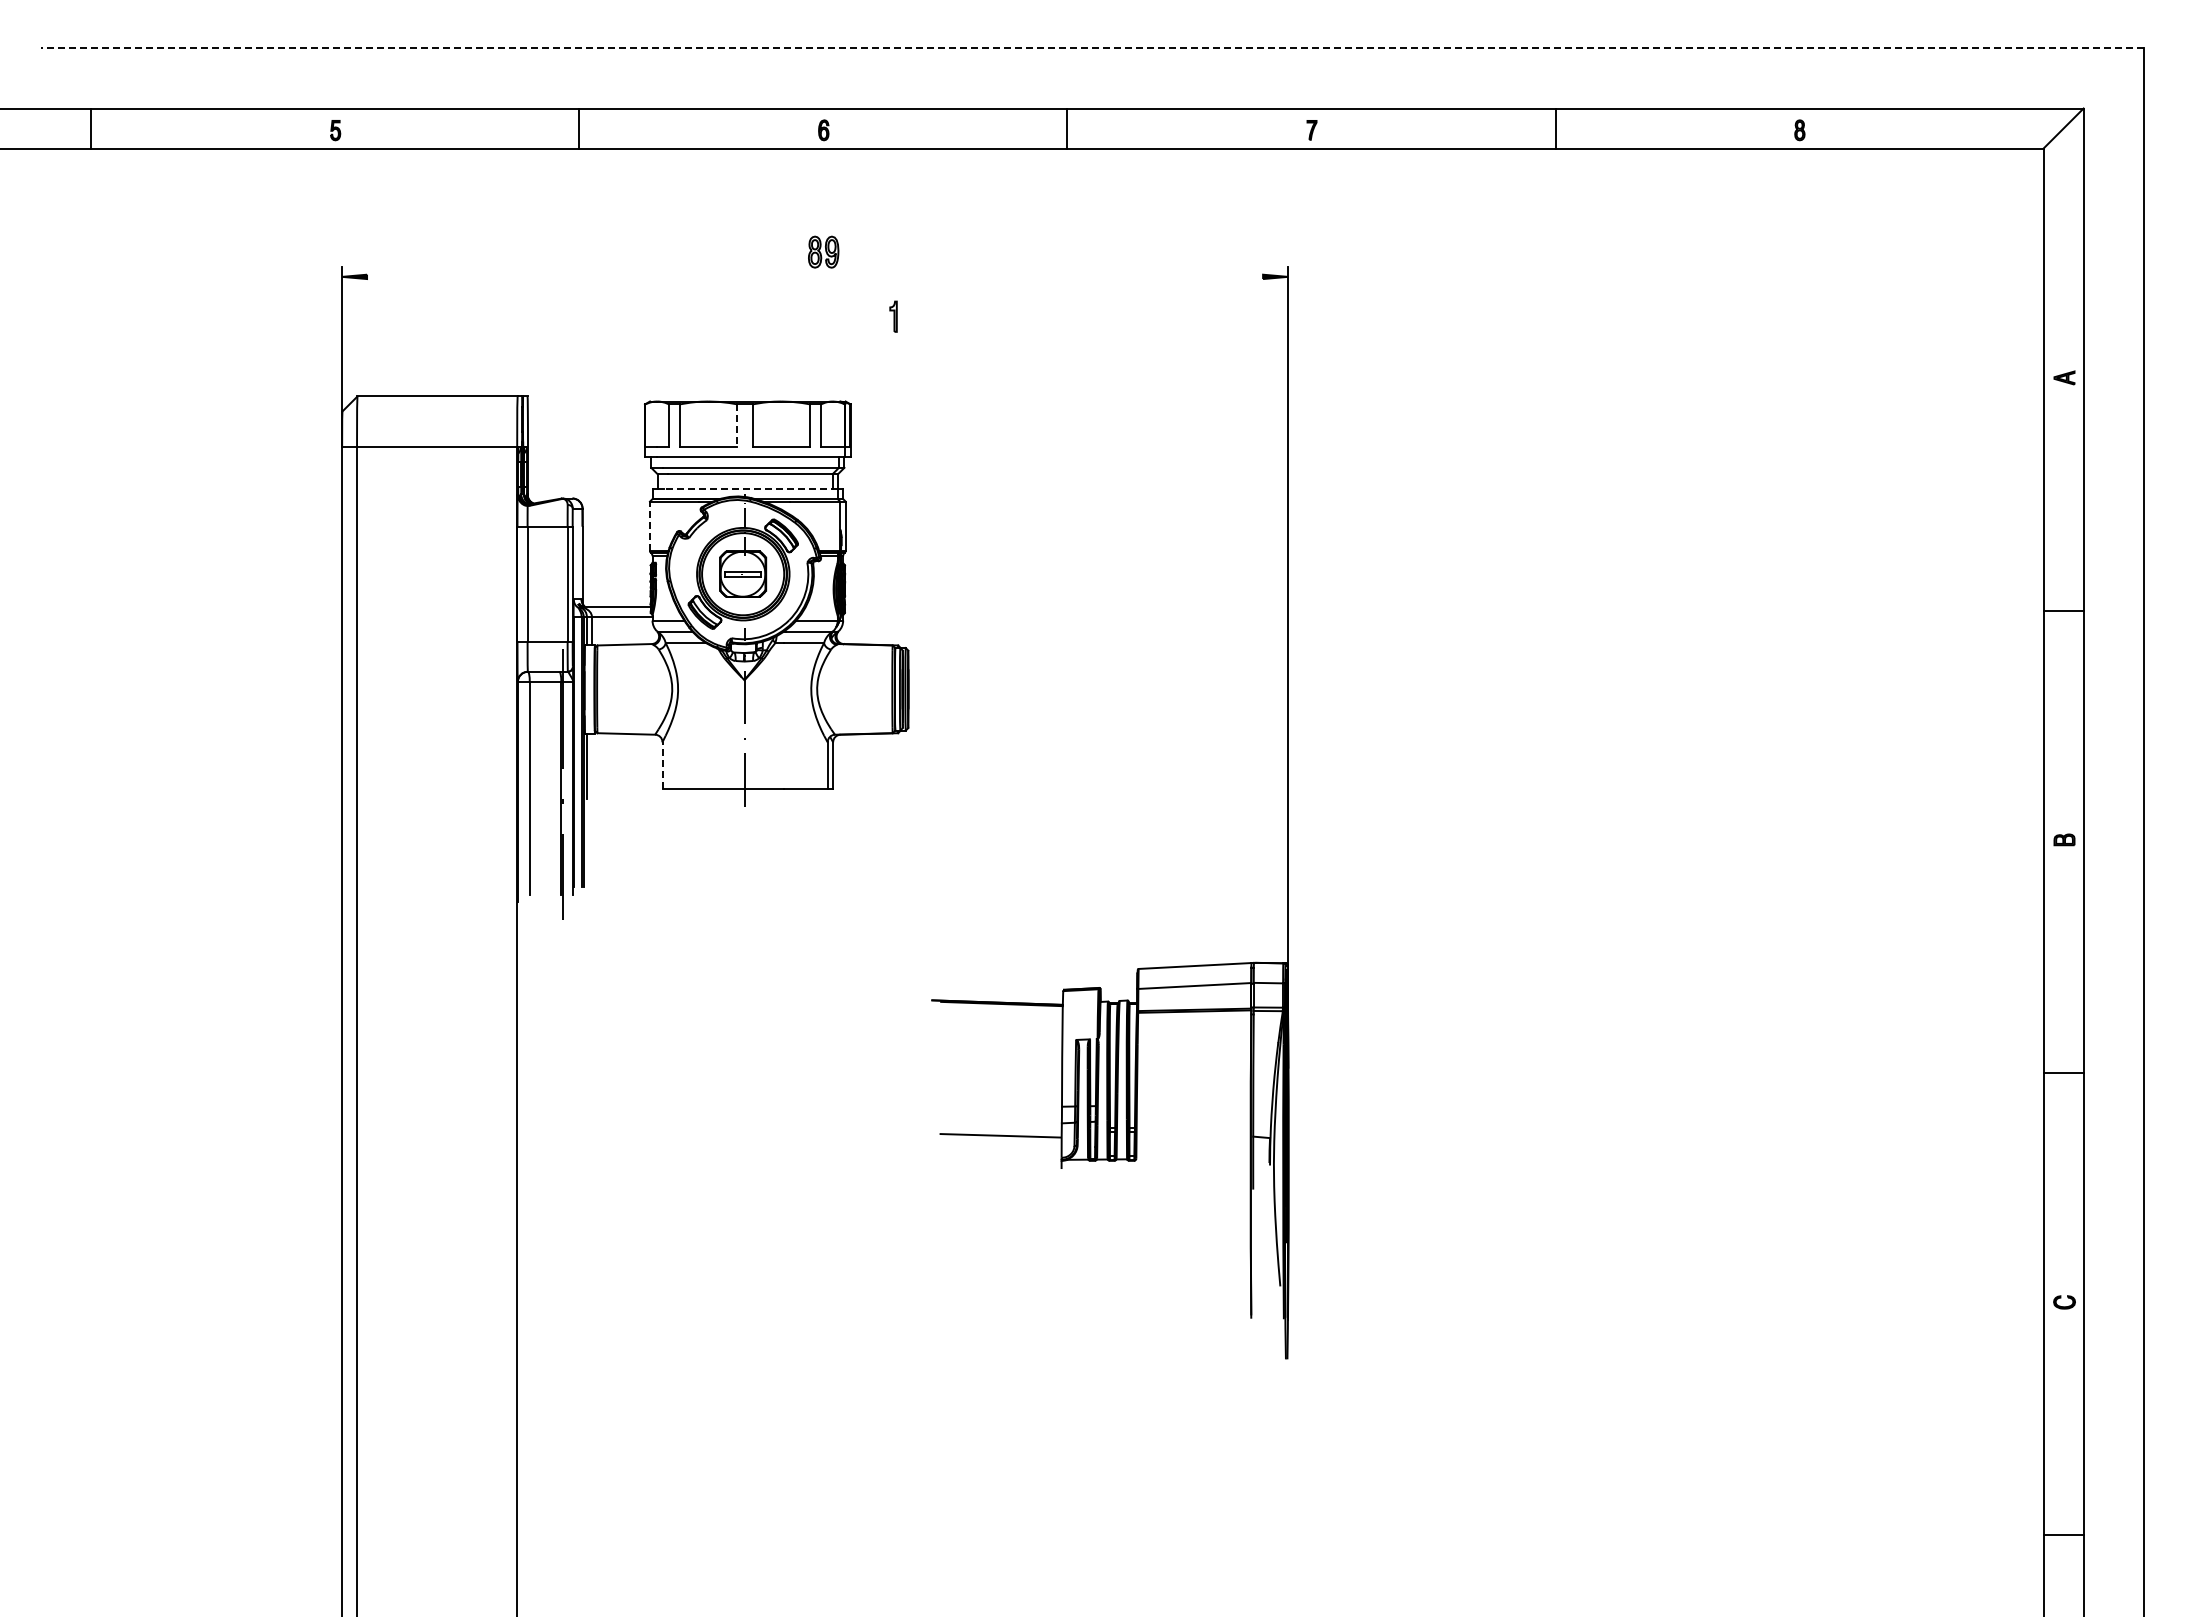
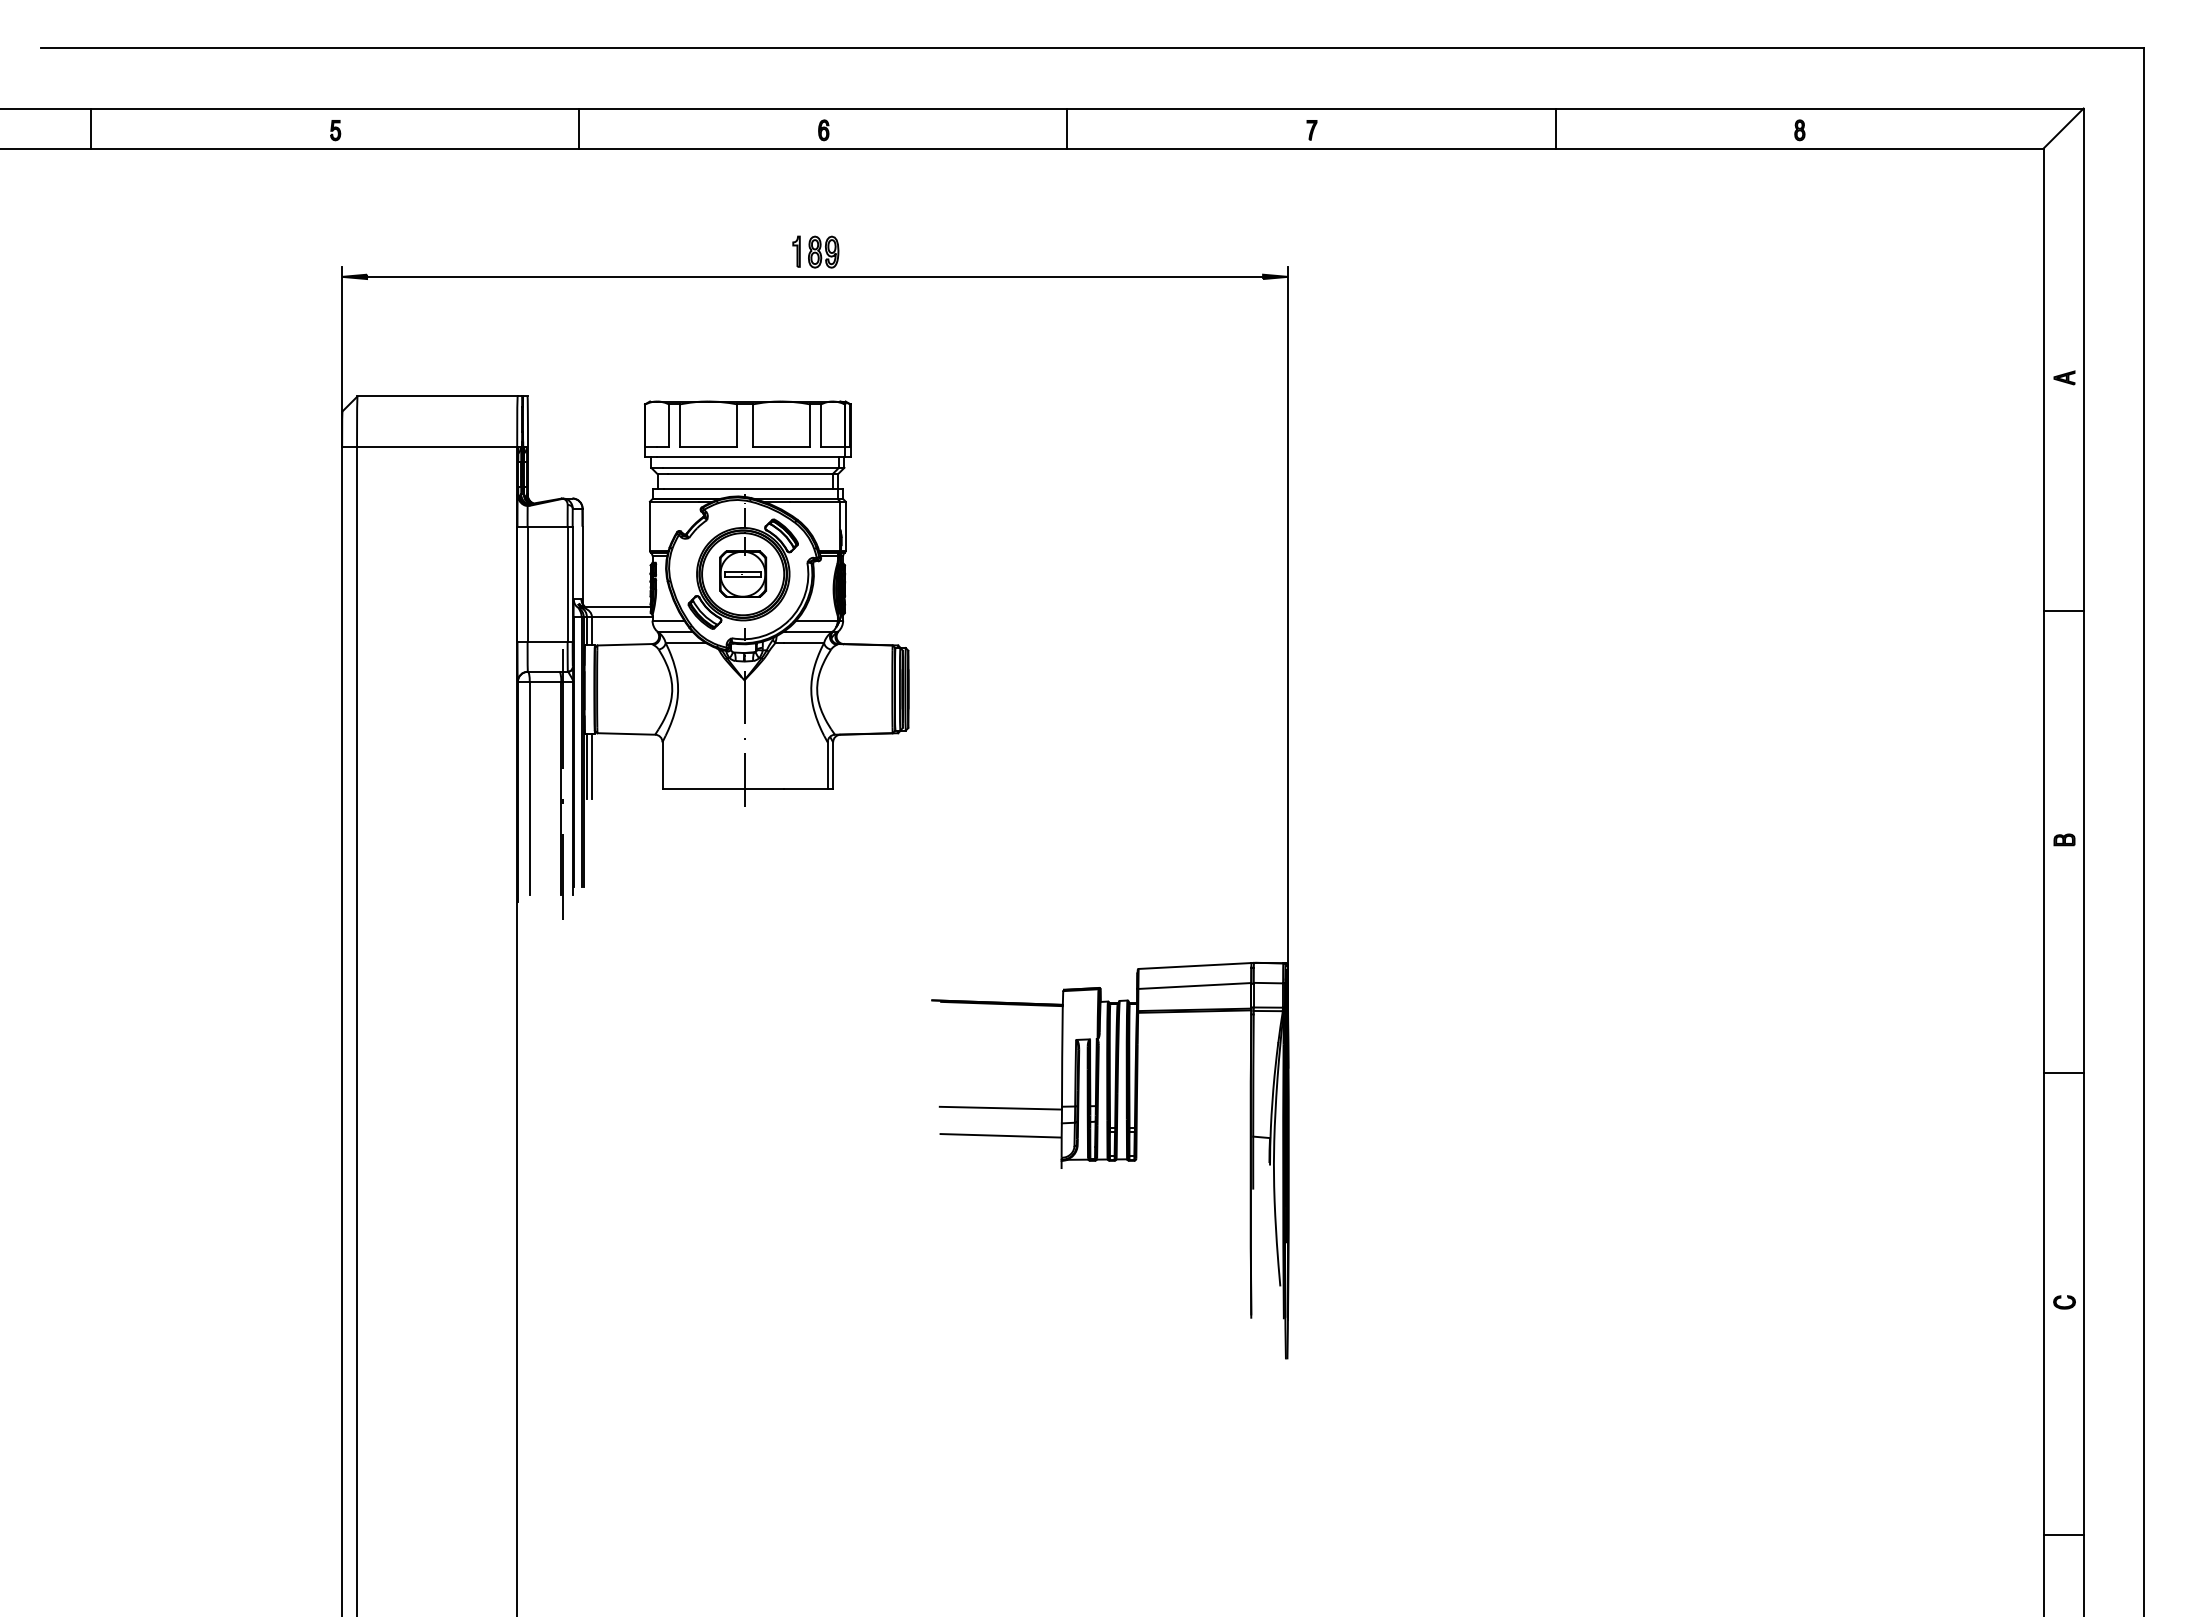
line: dashed -> solid (1091, 48)
line: none -> present (815, 276)
part position: (893, 316) -> (796, 251) (796, 251)
line: dashed -> solid (737, 425)
line: dashed -> solid (750, 489)
line: dashed -> solid (650, 526)
line: dashed -> solid (662, 765)
line: none -> present (591, 766)
line: none -> present (1000, 1107)
